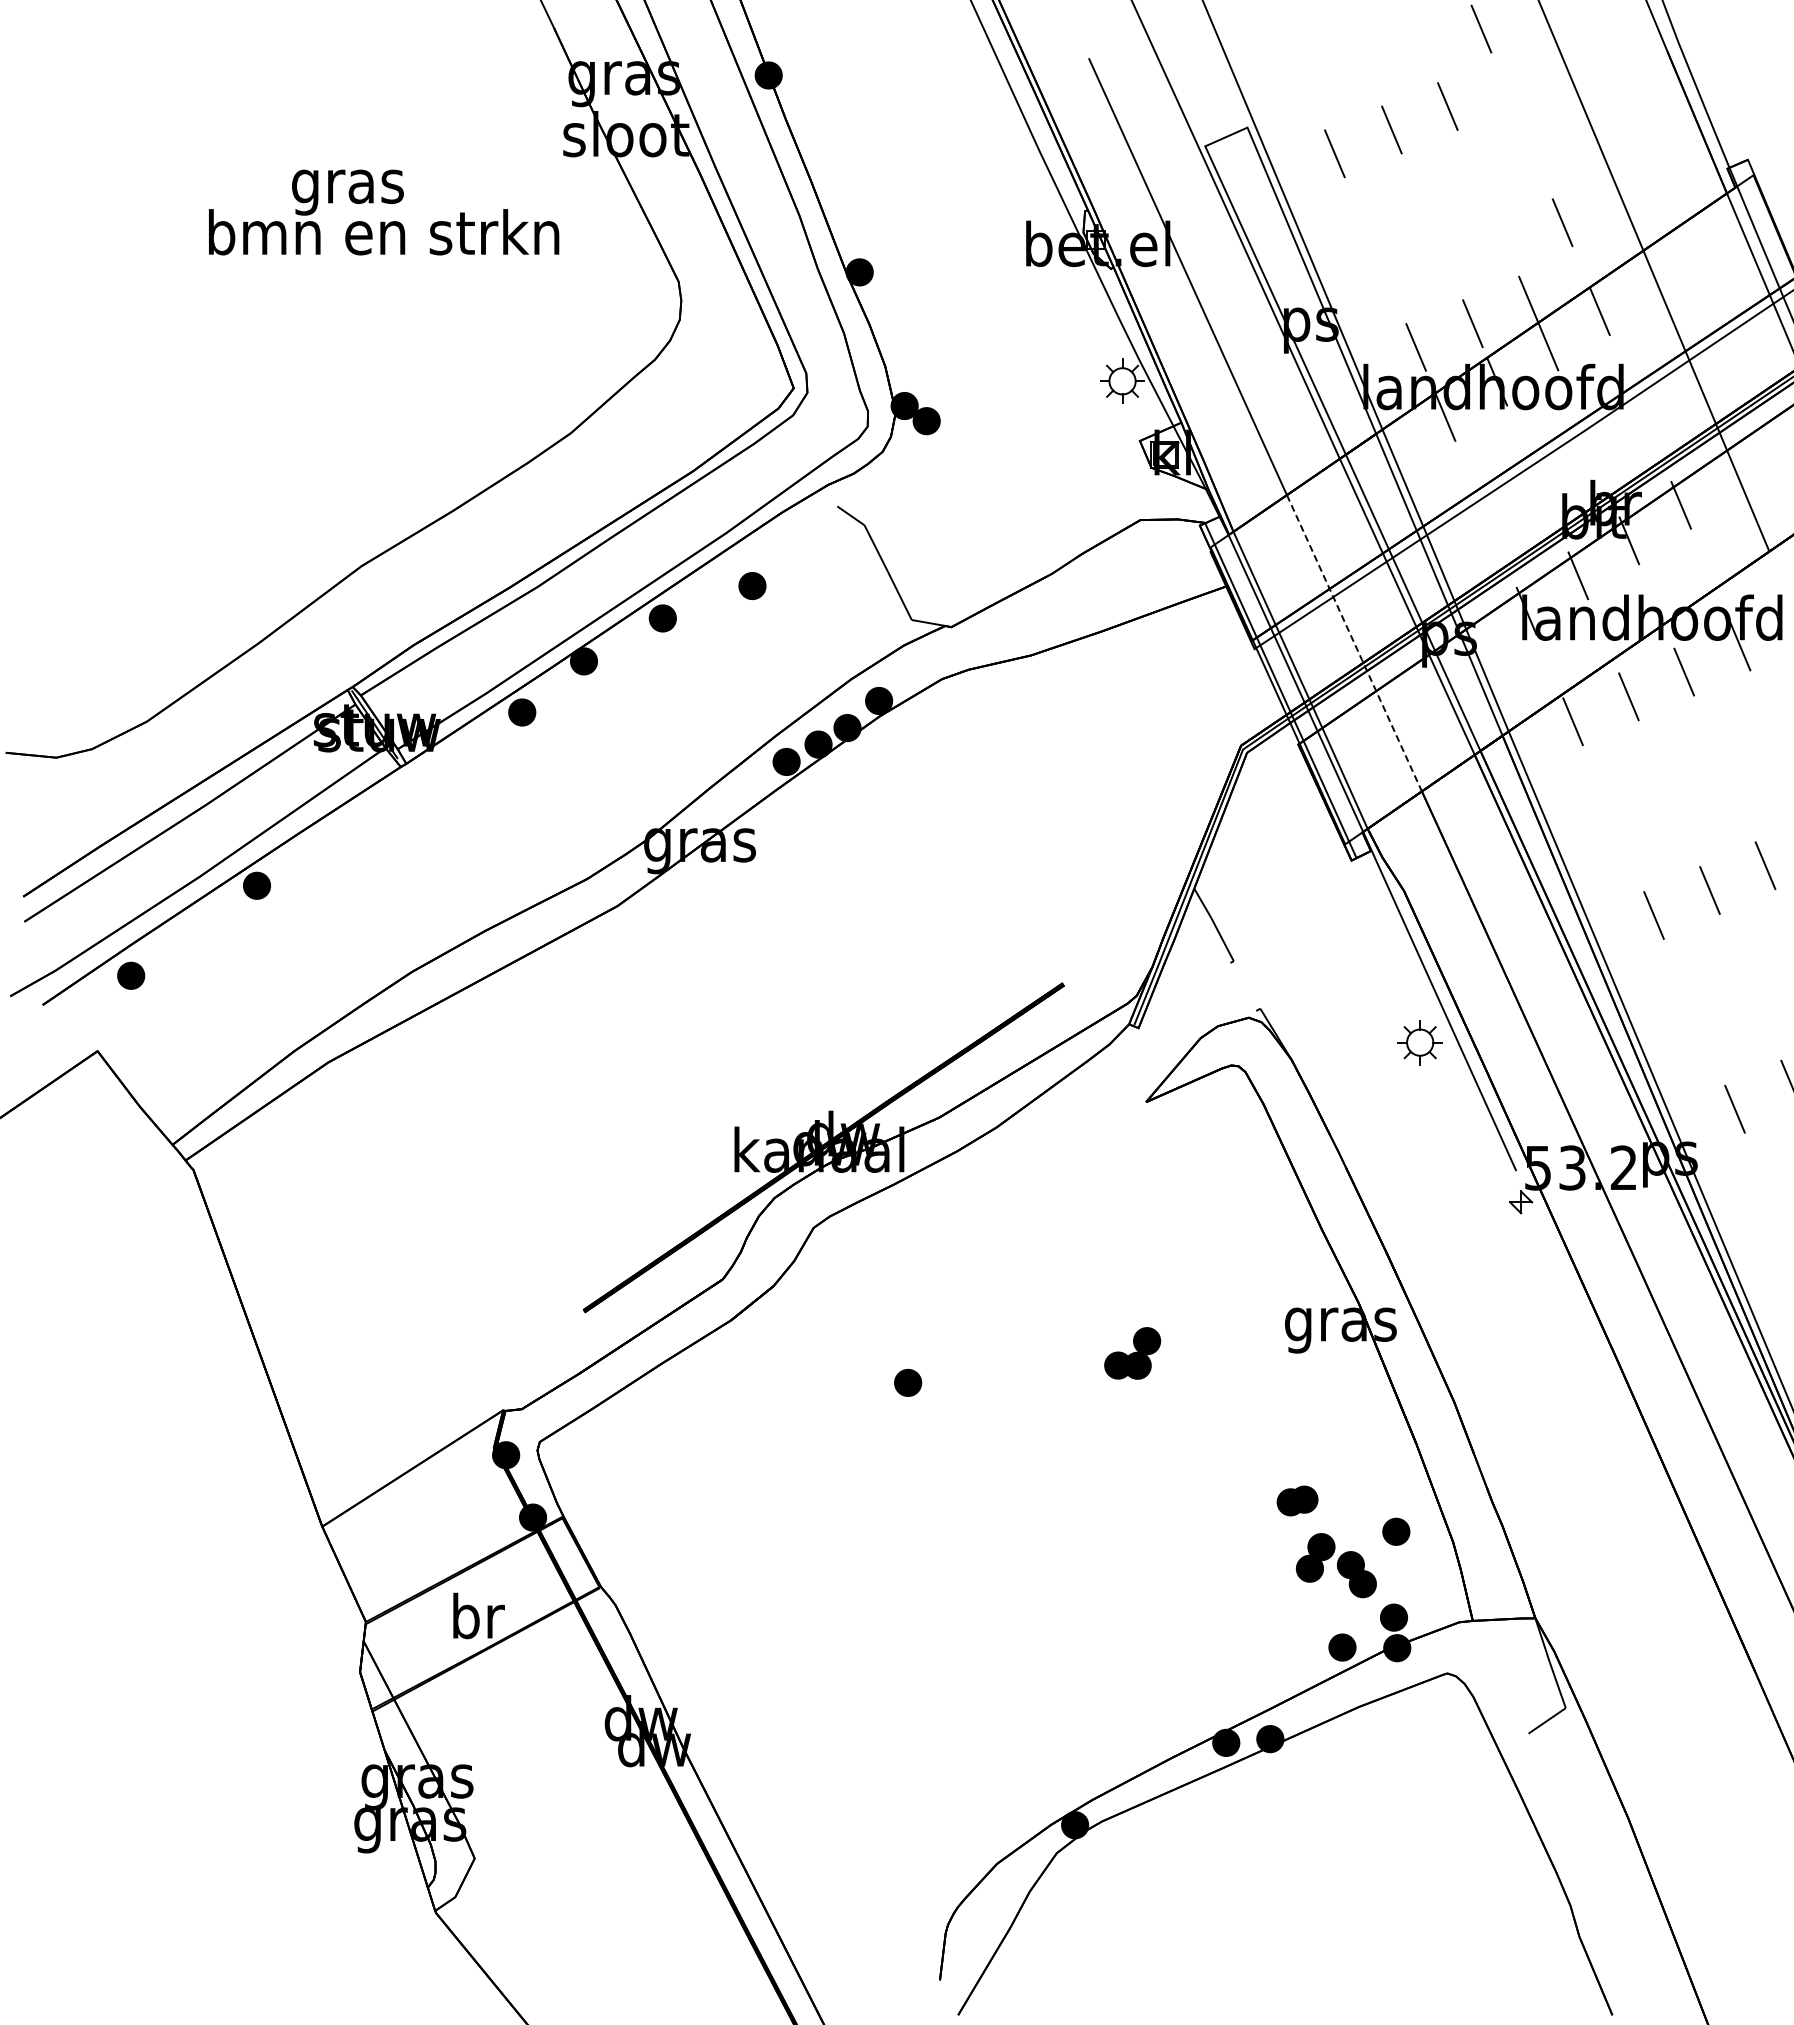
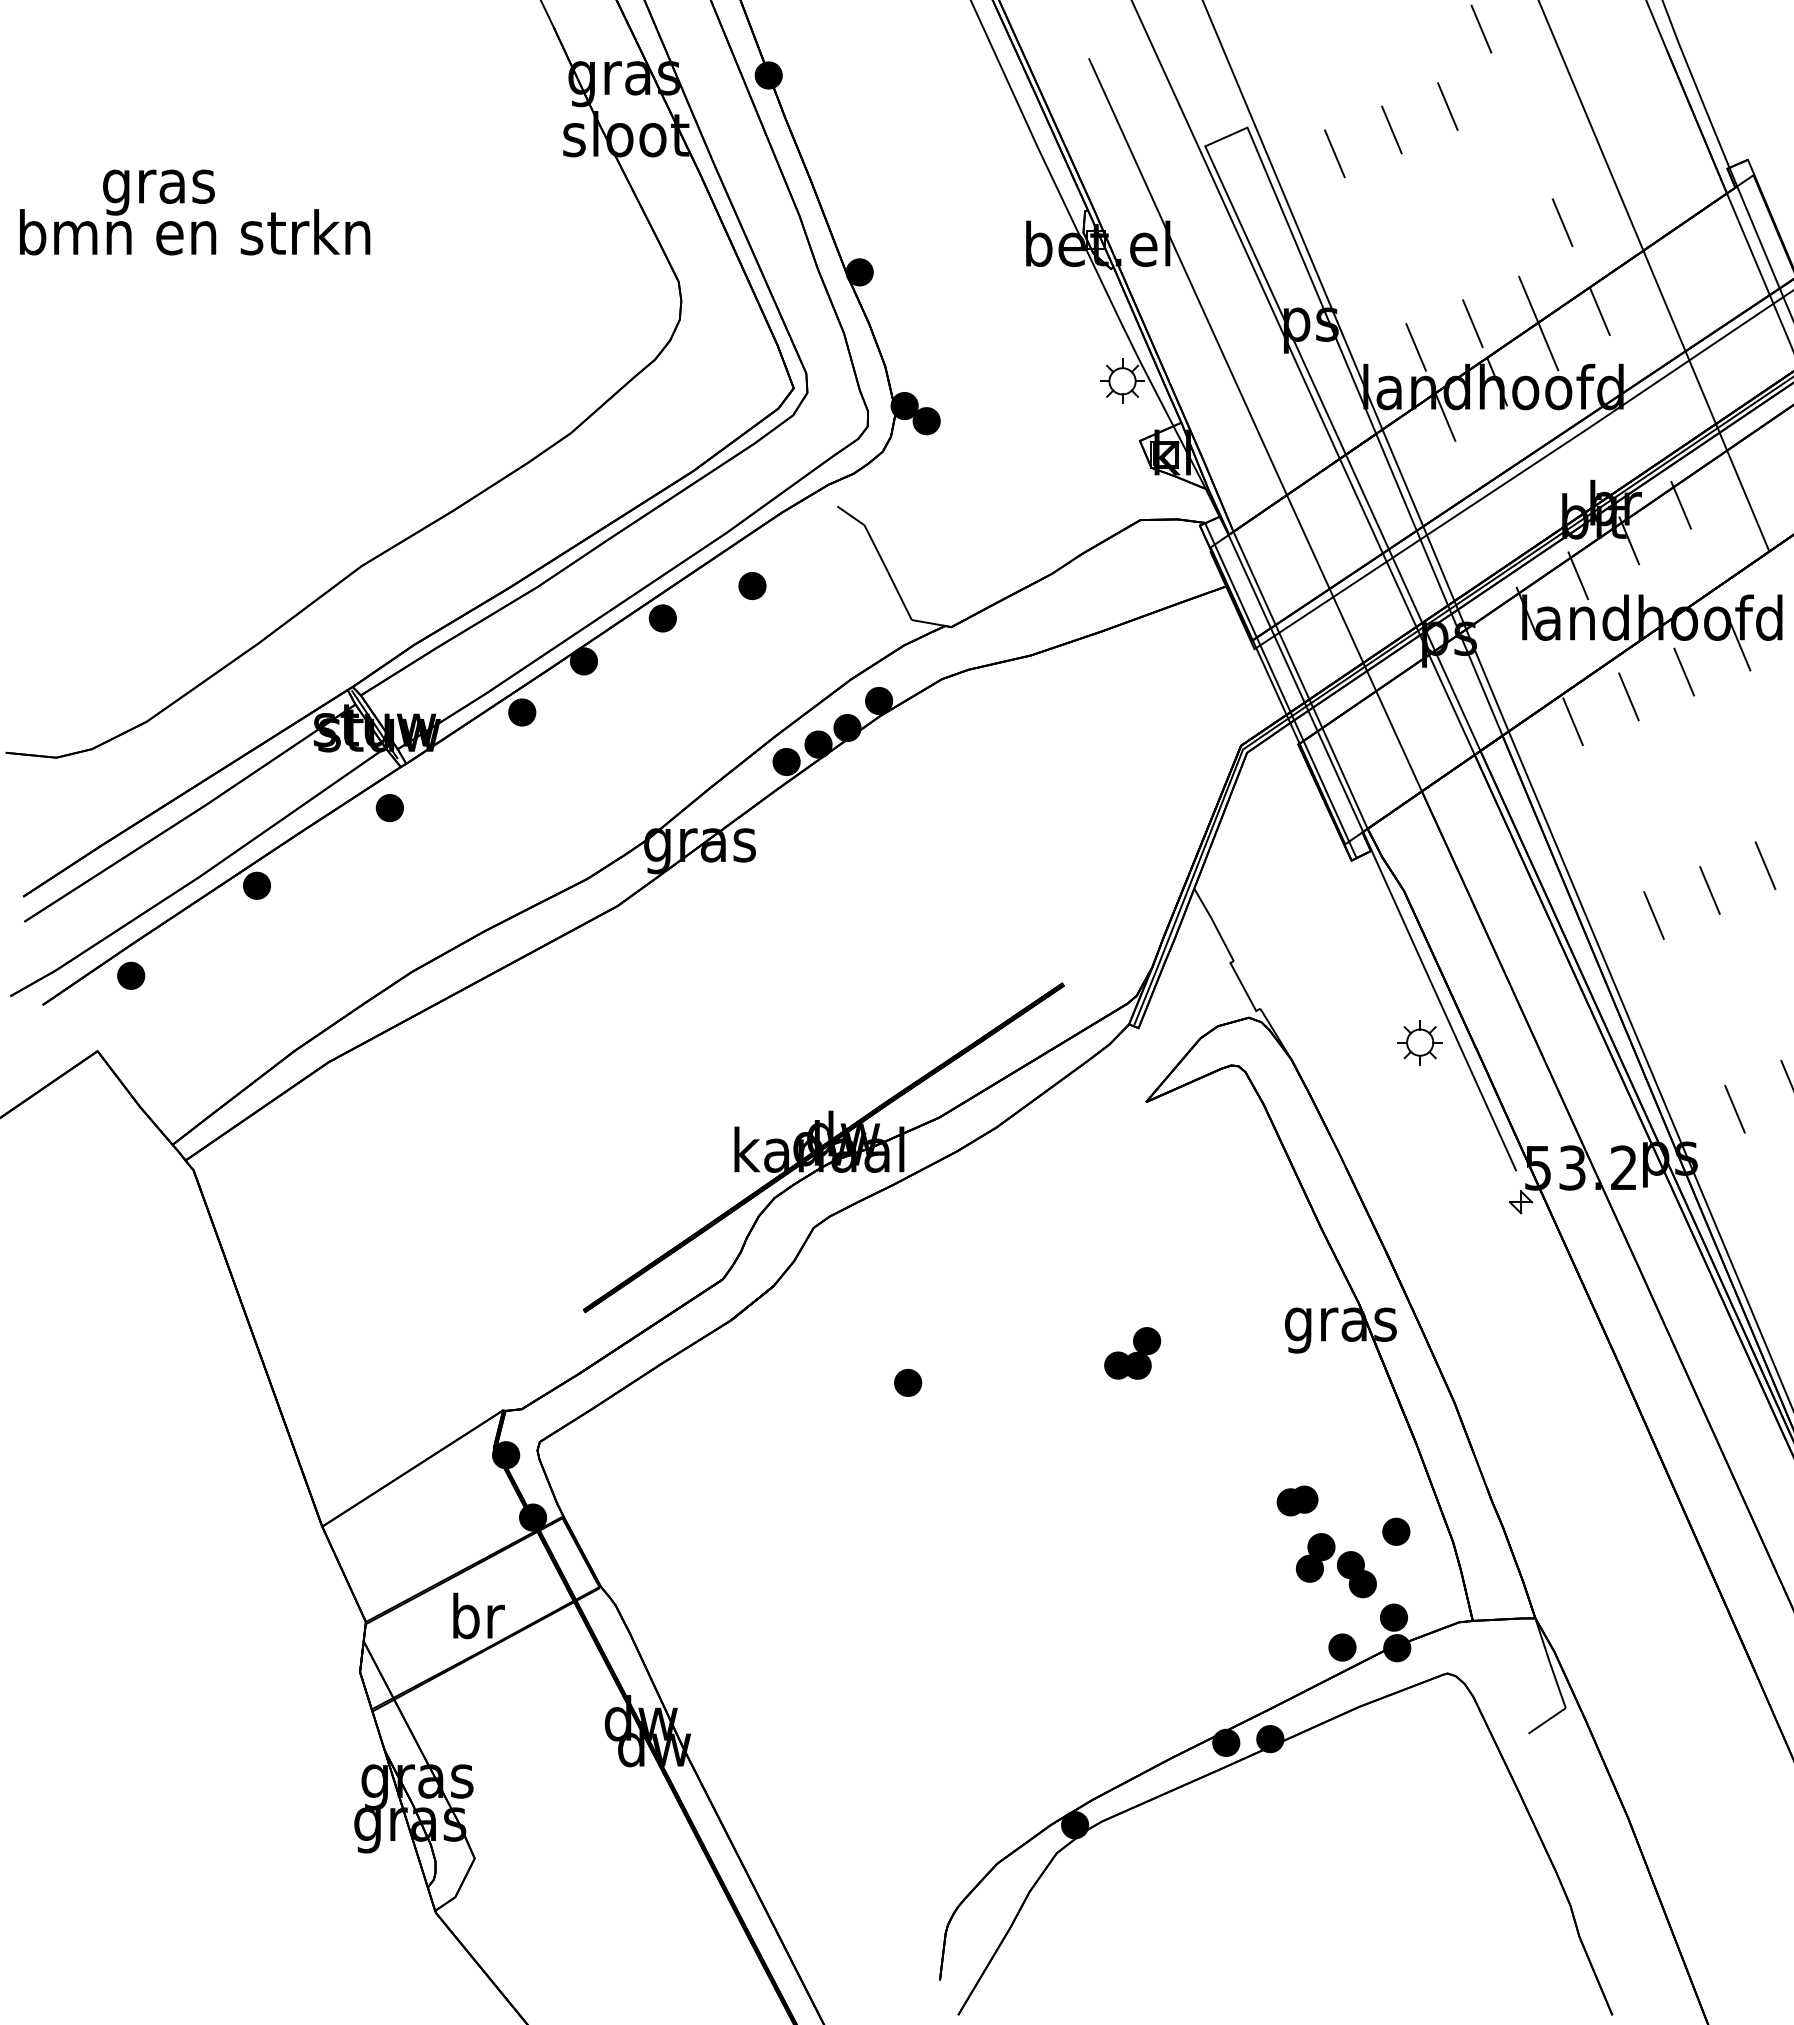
text position: (384, 212) -> (195, 212) (195, 212)
line: dashed -> solid (1354, 643)
part: none -> present (389, 808)
line: none -> present (1243, 986)
